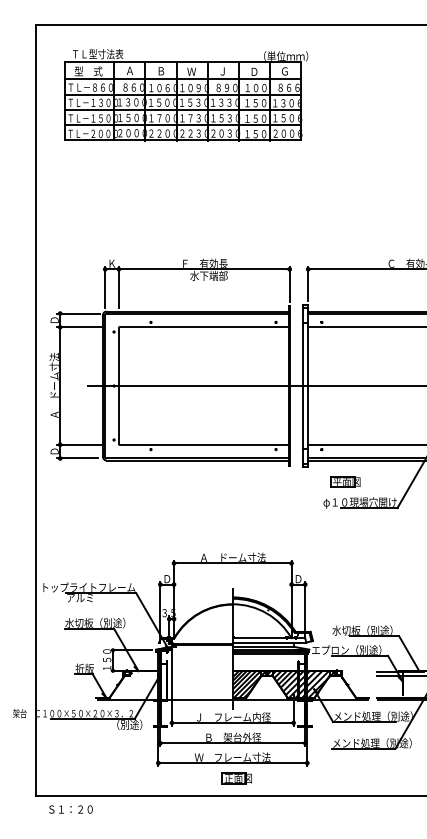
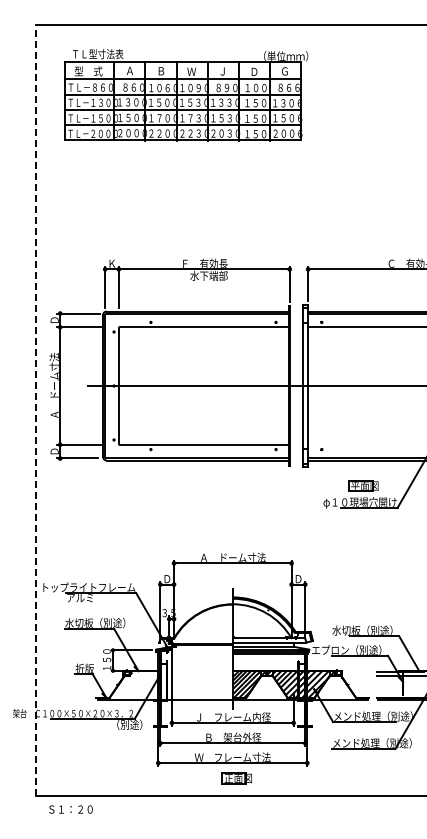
line: solid -> dashed (35, 410)
line: present -> none (365, 444)
part position: (345, 481) -> (363, 485) (363, 485)
